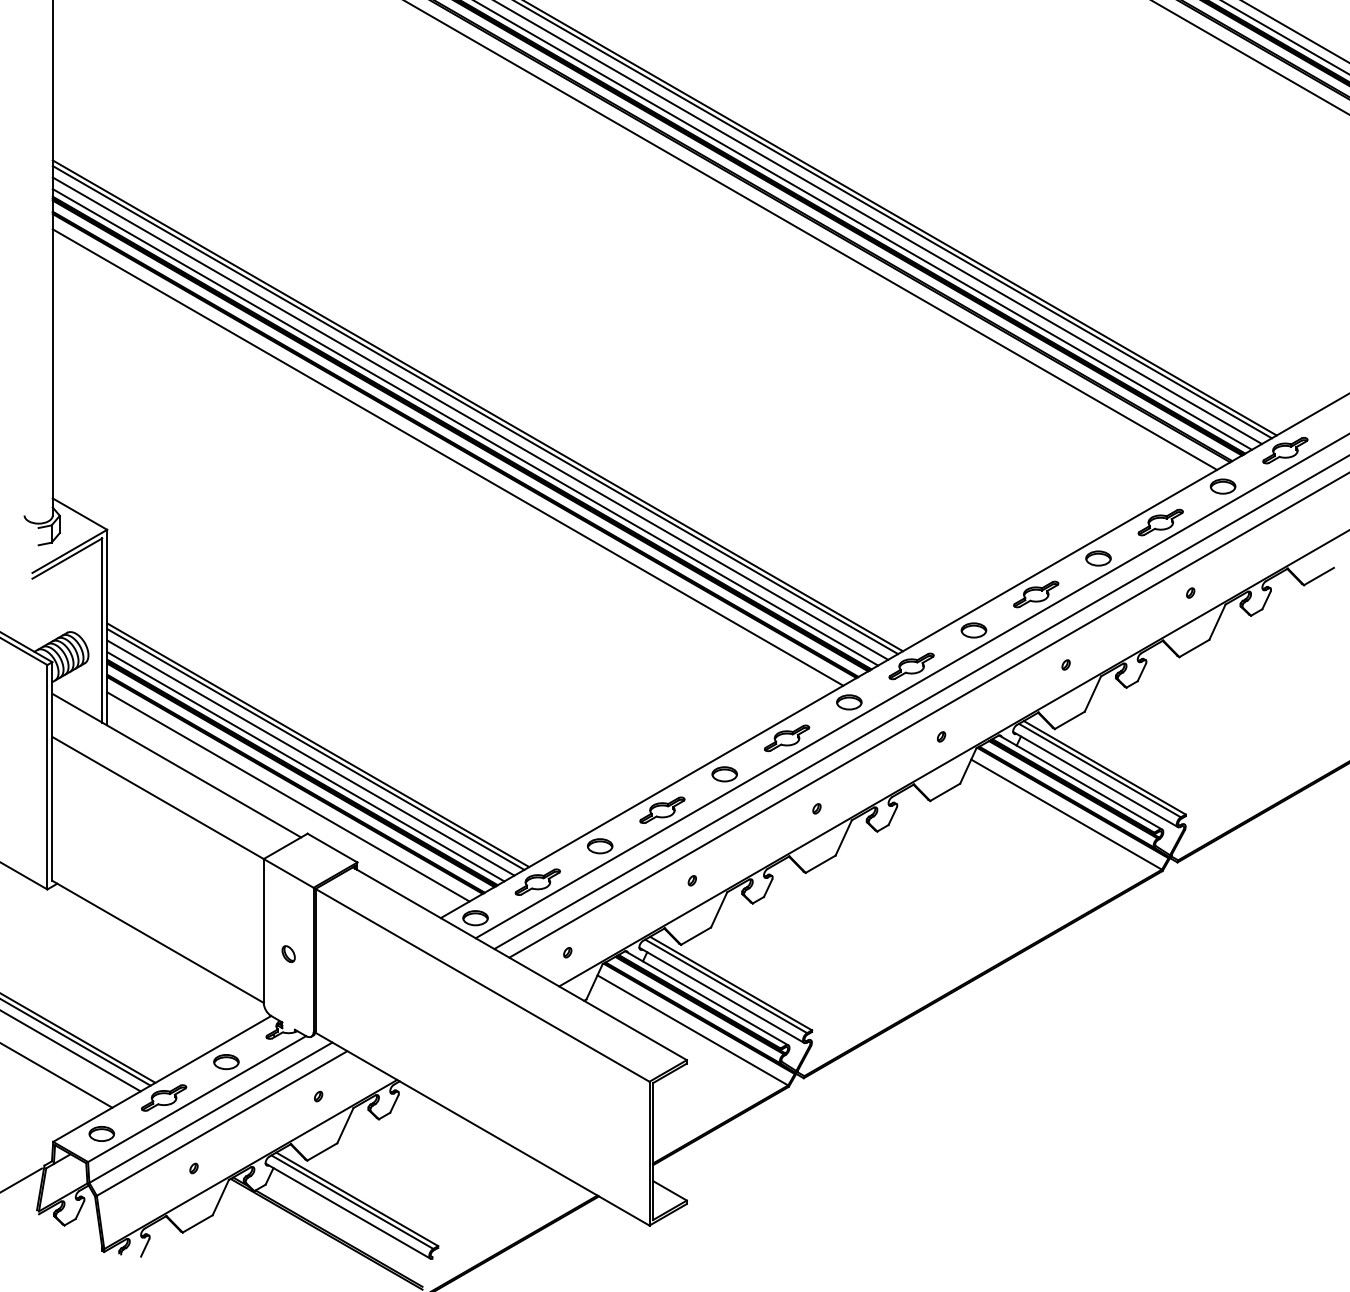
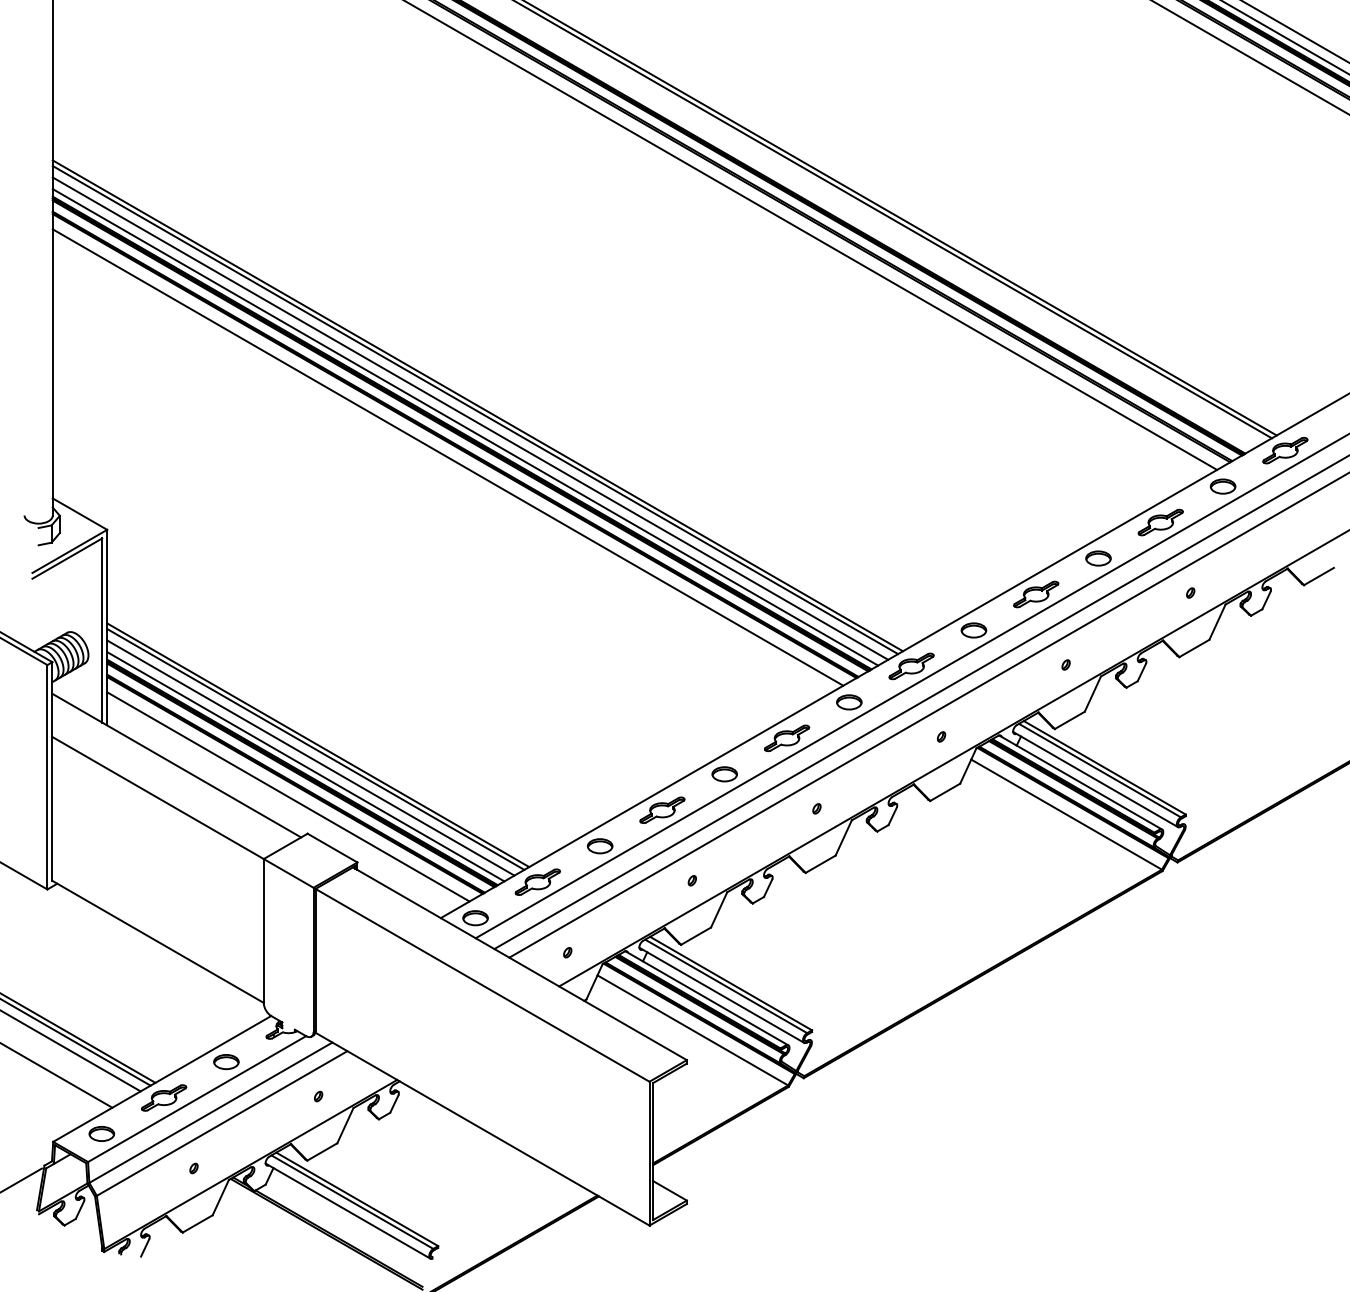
line: present -> none (879, 223)
line: present -> none (863, 225)
part: present -> none (288, 953)
